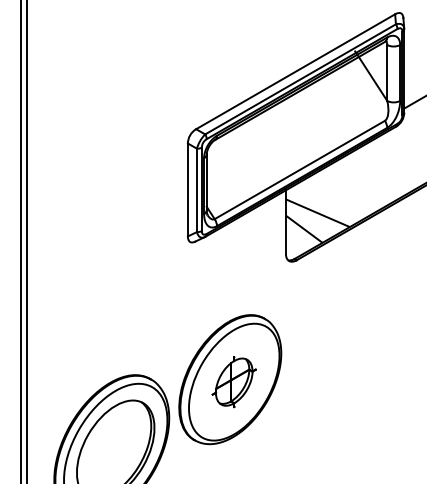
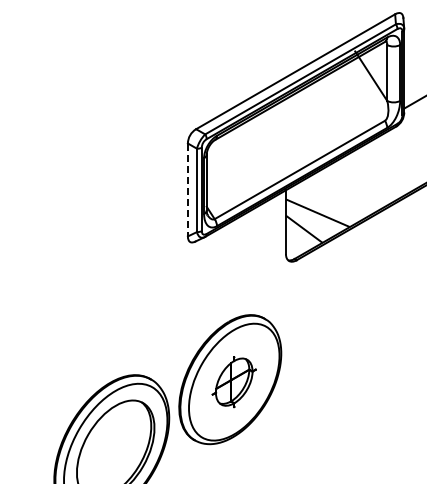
line: solid -> dashed (187, 190)
line: present -> none (20, 241)
line: present -> none (27, 241)
